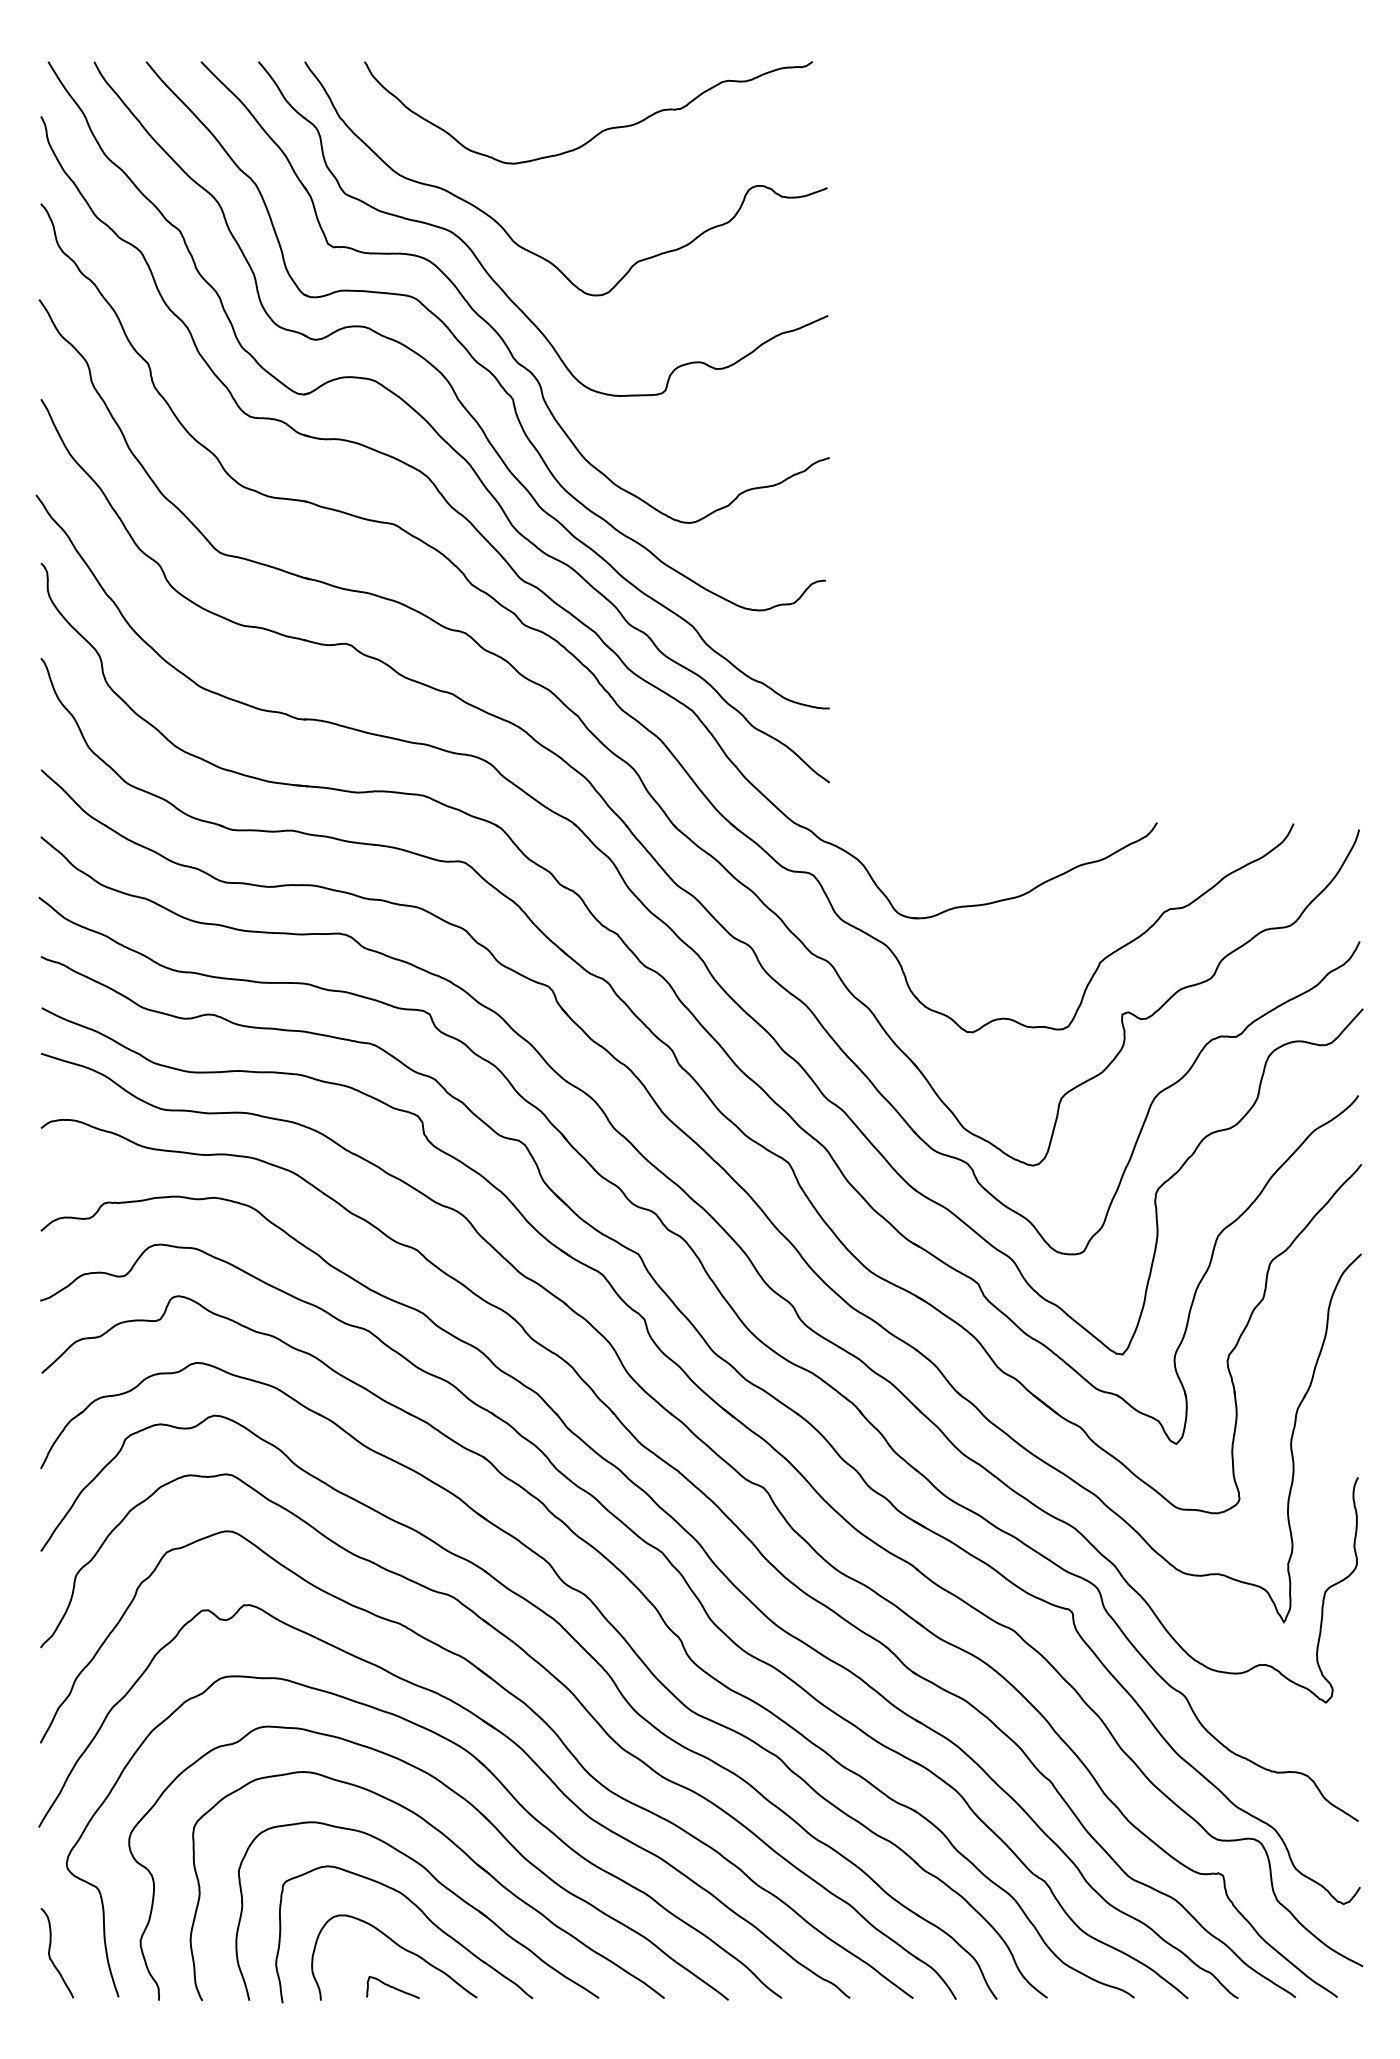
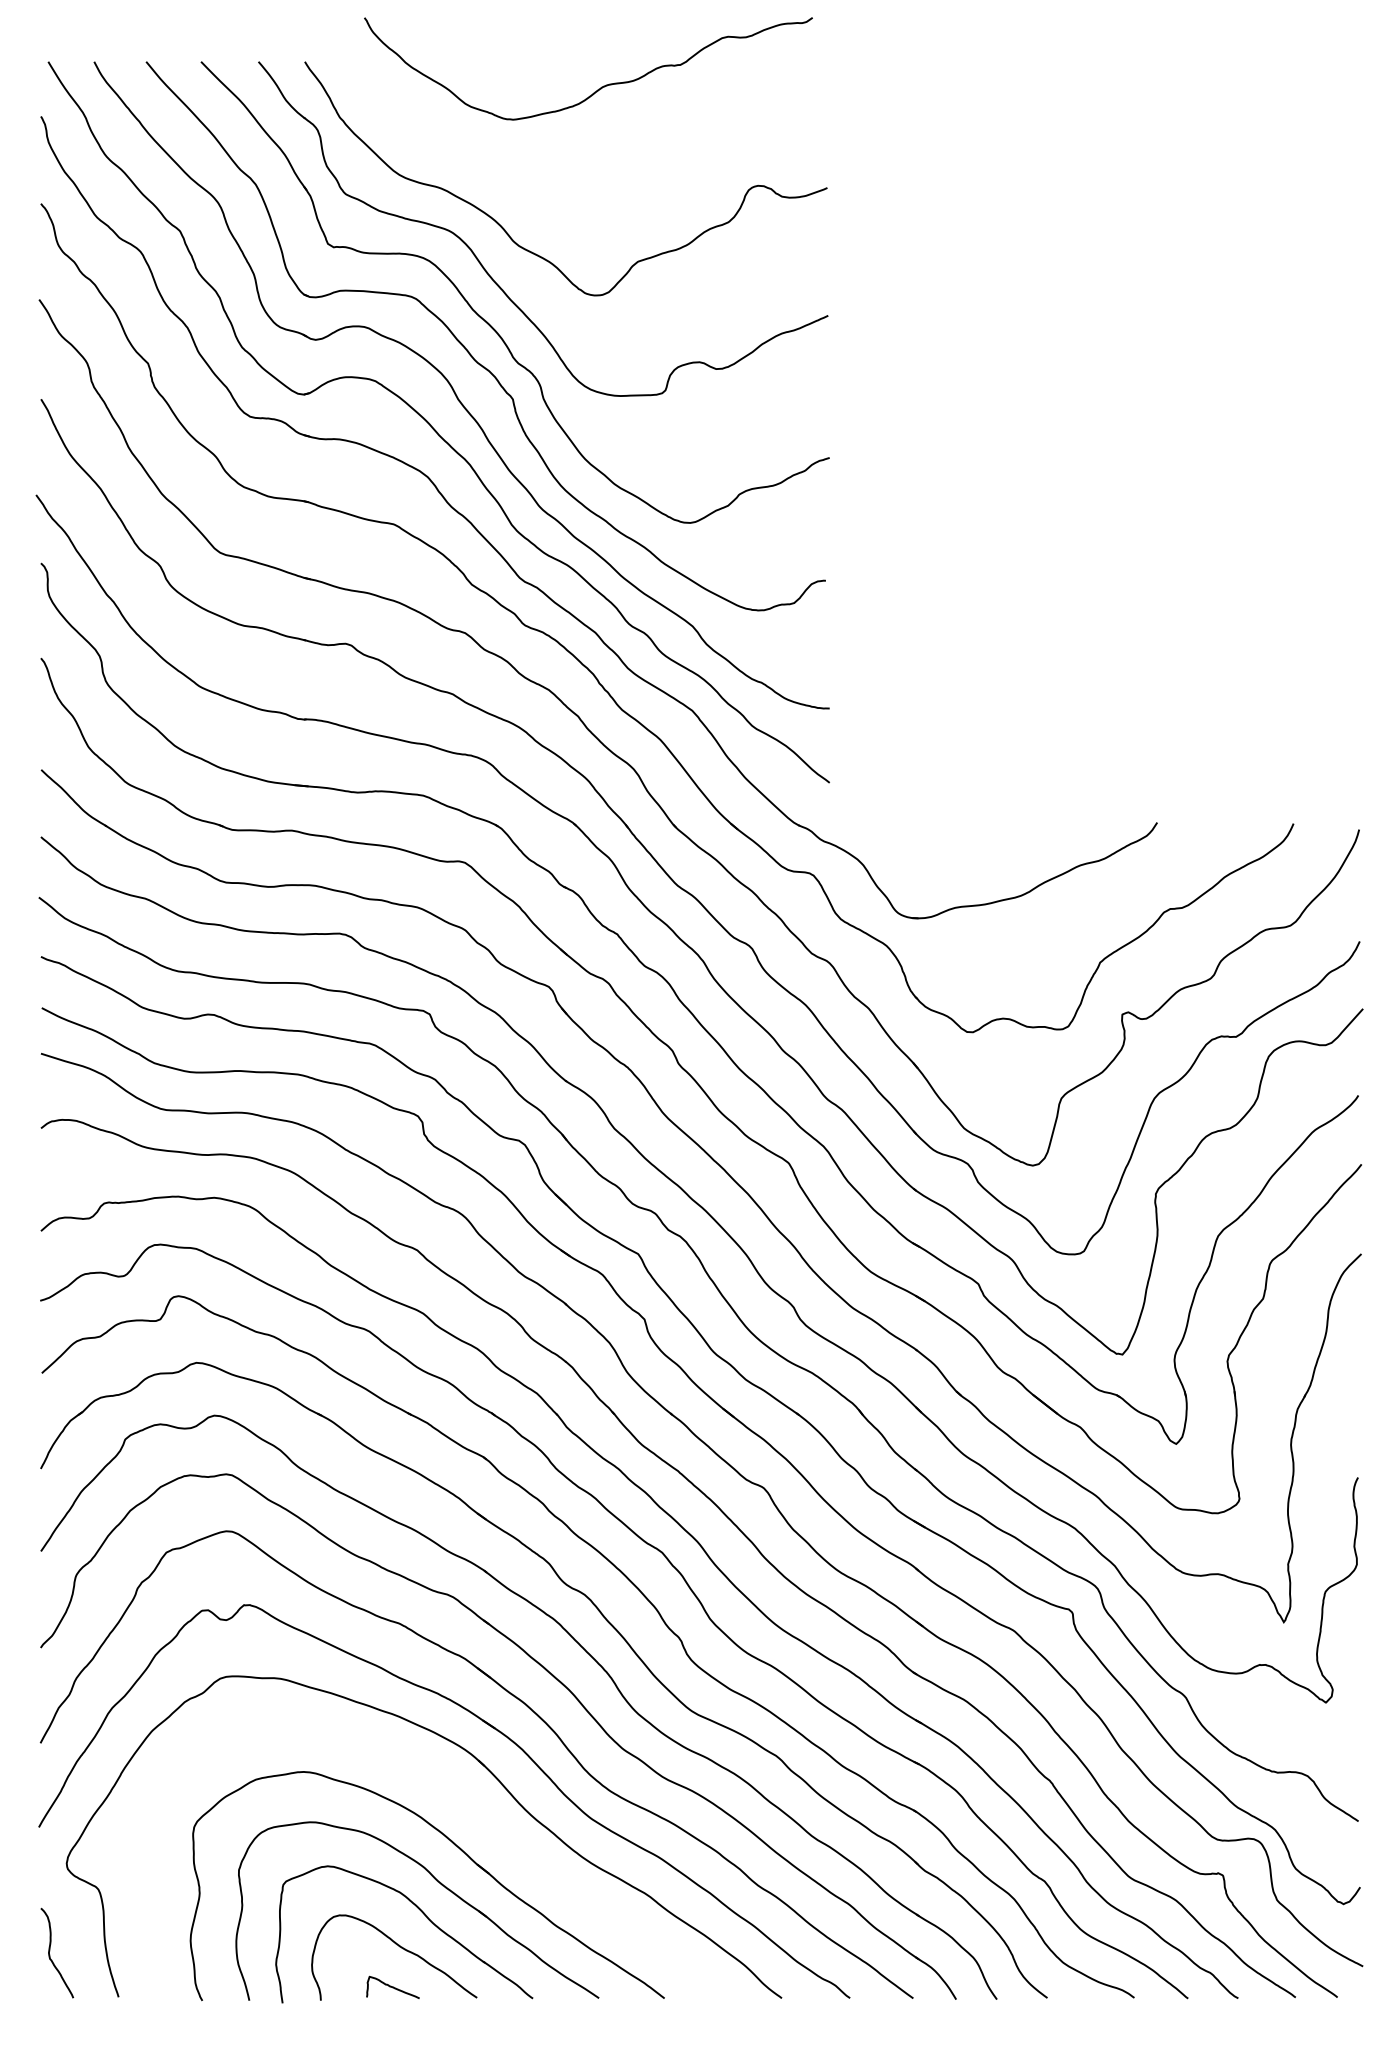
curve position: (601, 130) -> (601, 86) (601, 86)
part: present -> none (478, 1812)
